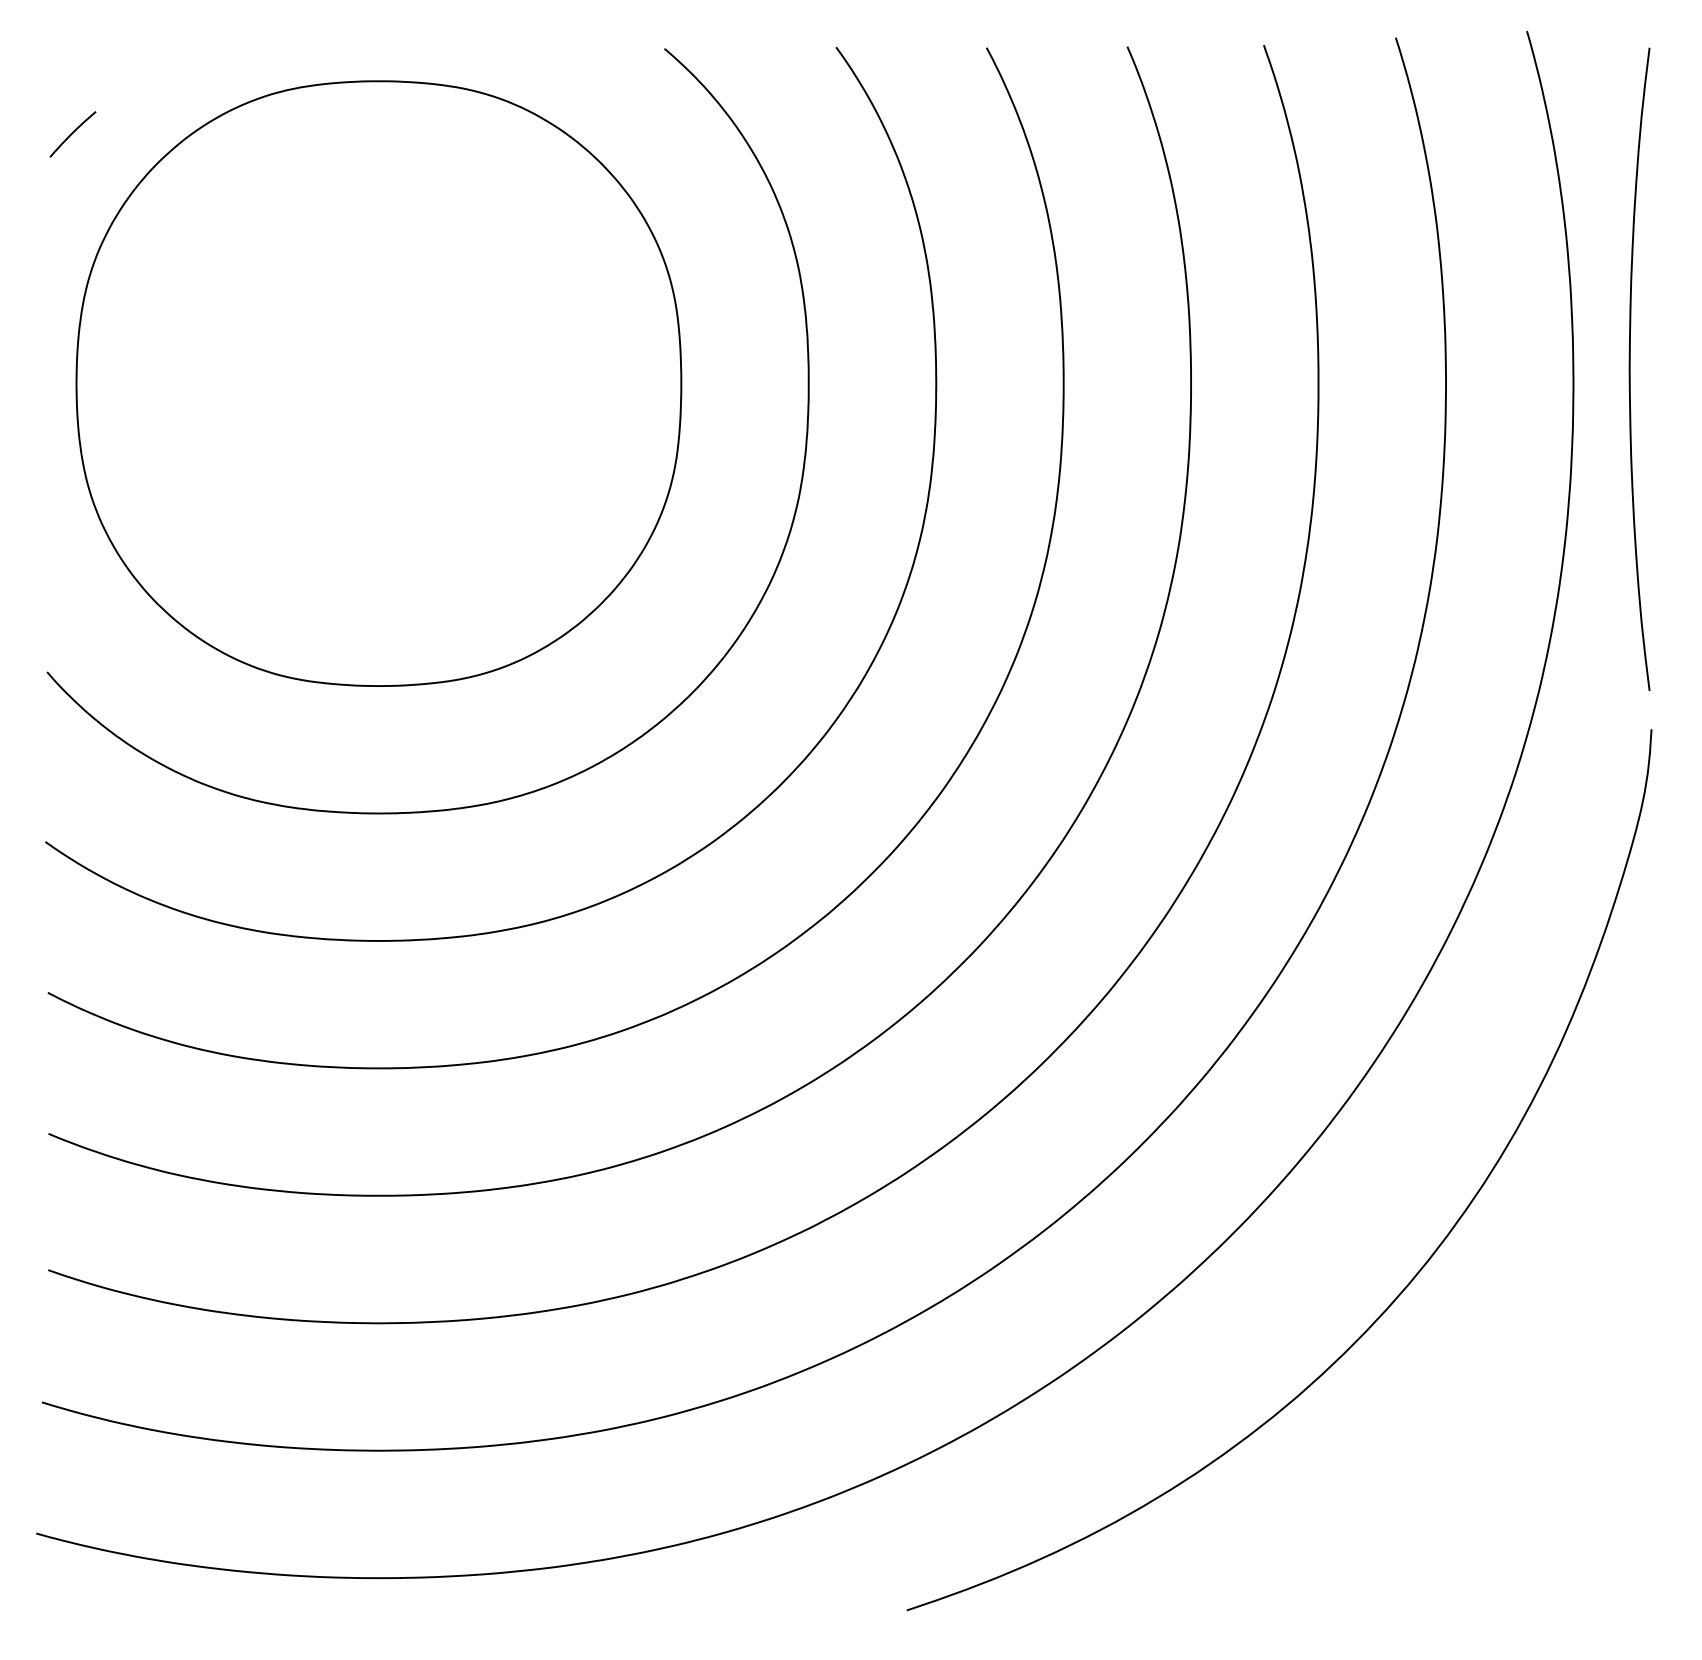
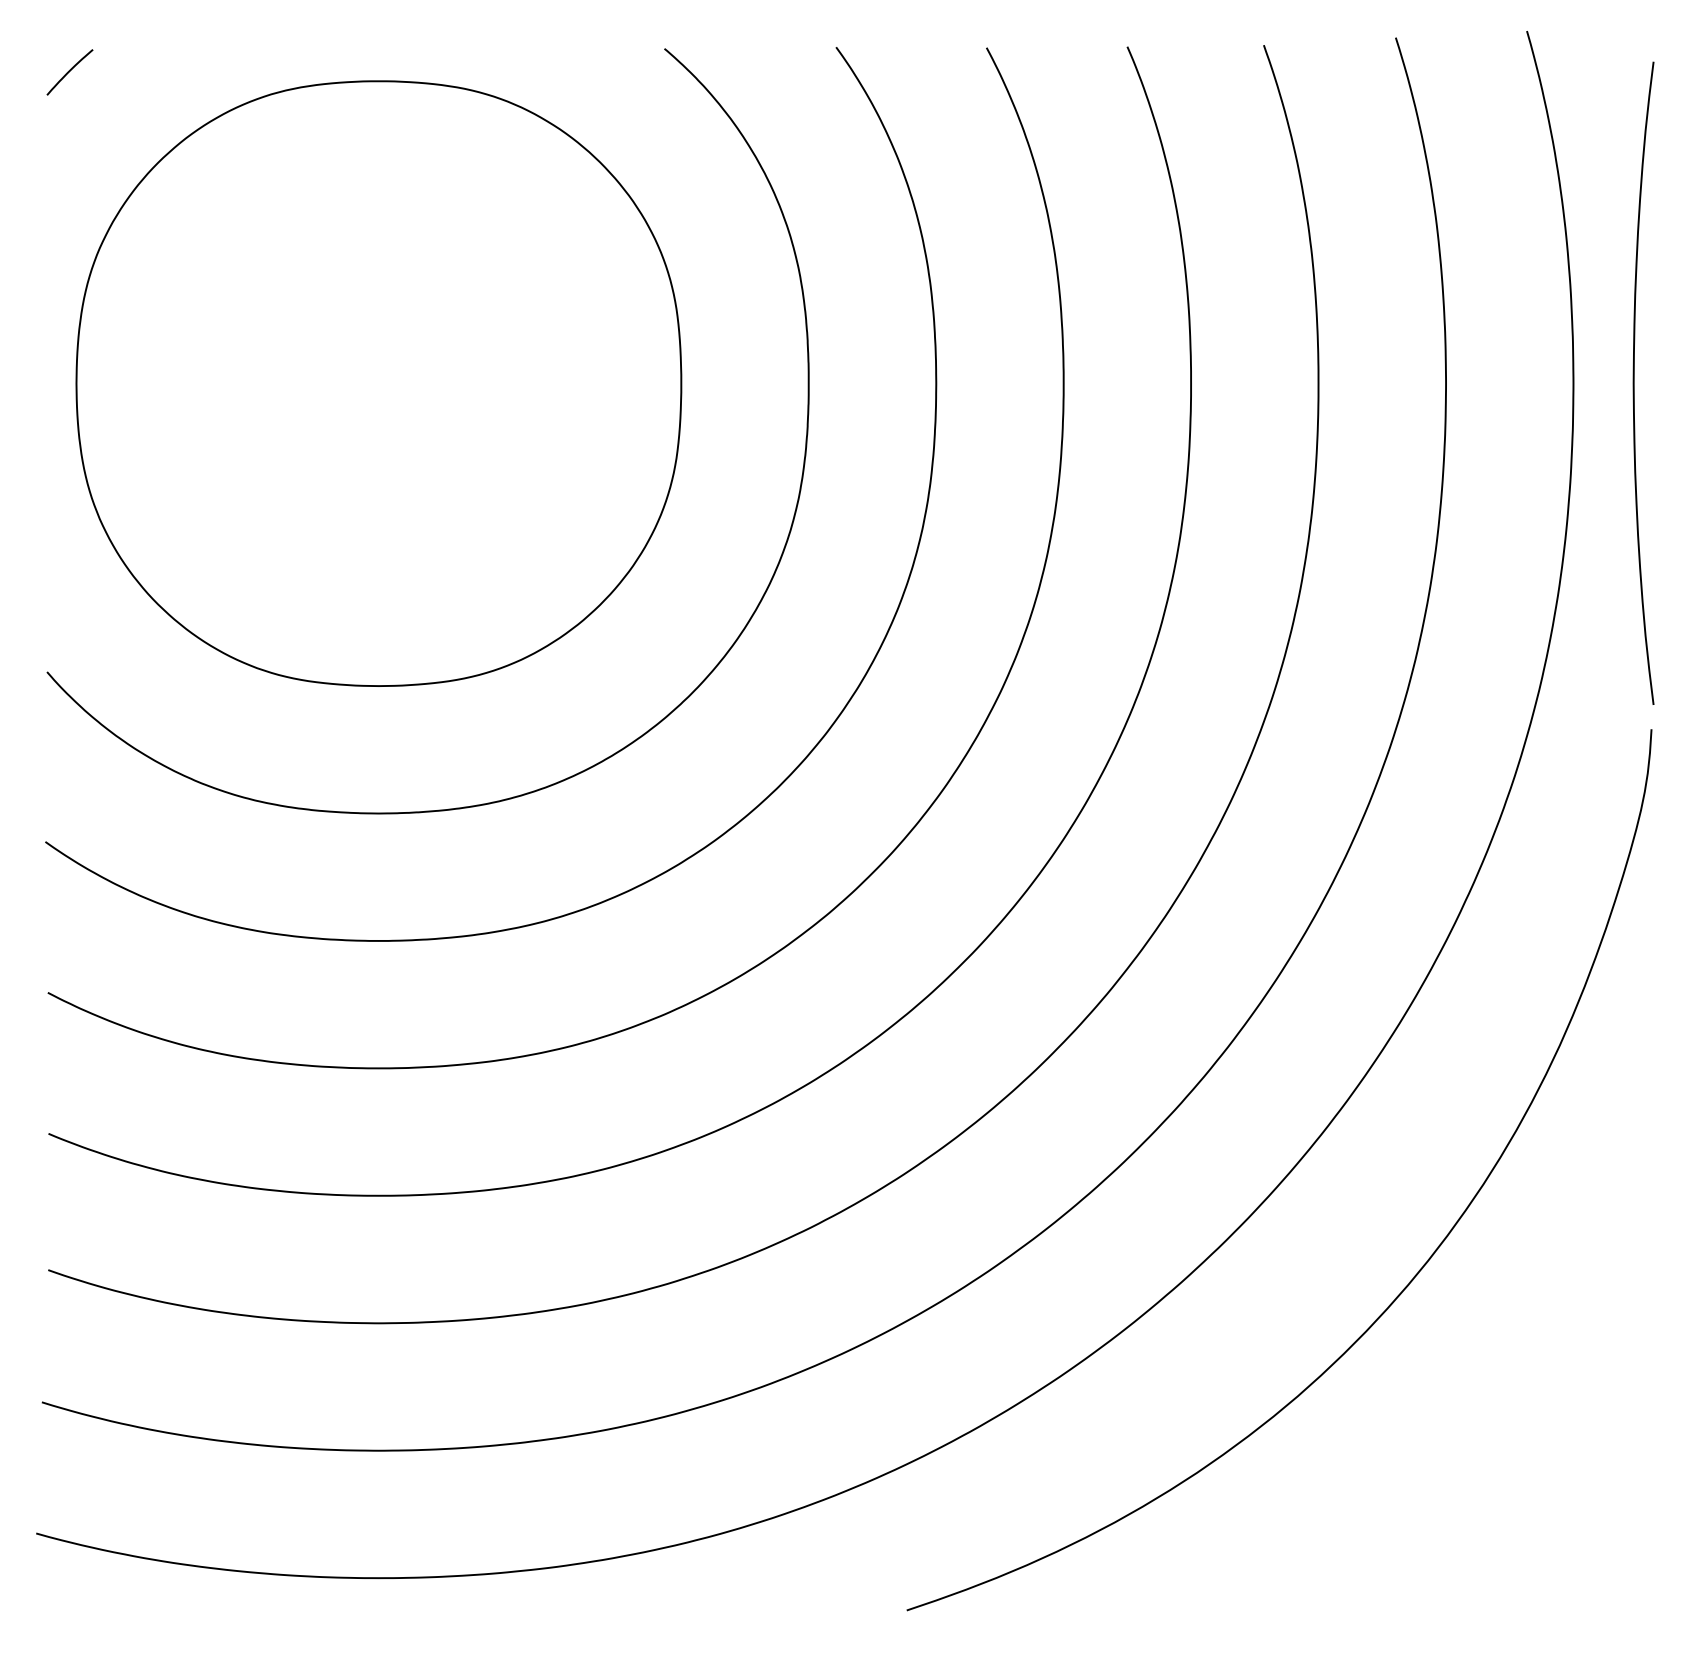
curve position: (72, 134) -> (69, 72) (69, 72)
curve position: (1630, 368) -> (1634, 382) (1634, 382)
